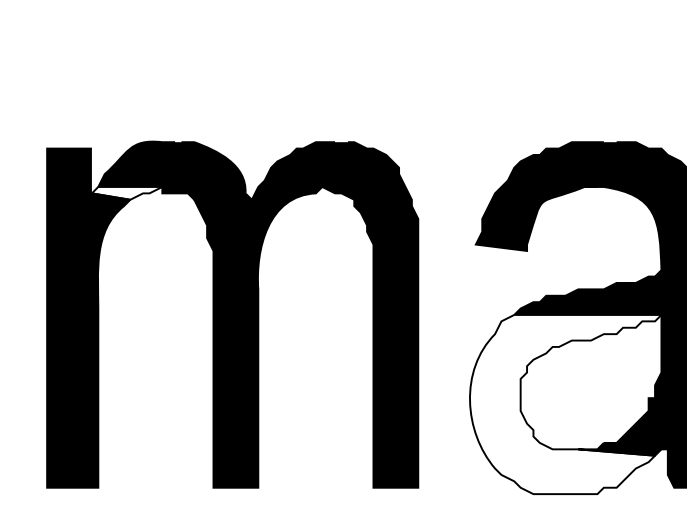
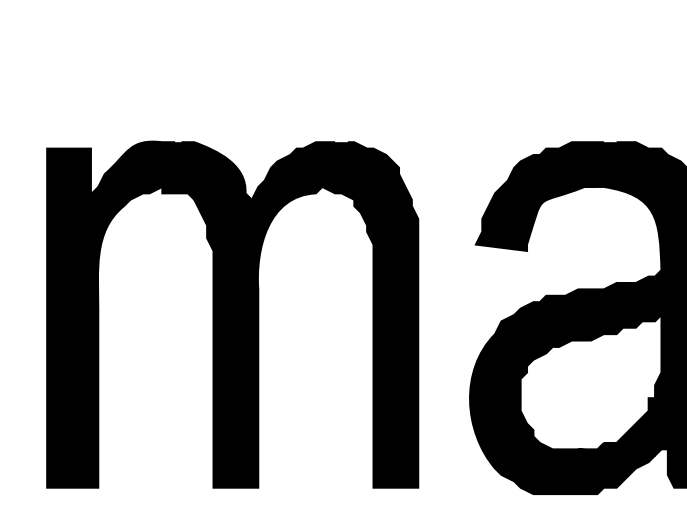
fill: none -> present (126, 192)
fill: none -> present (565, 404)
